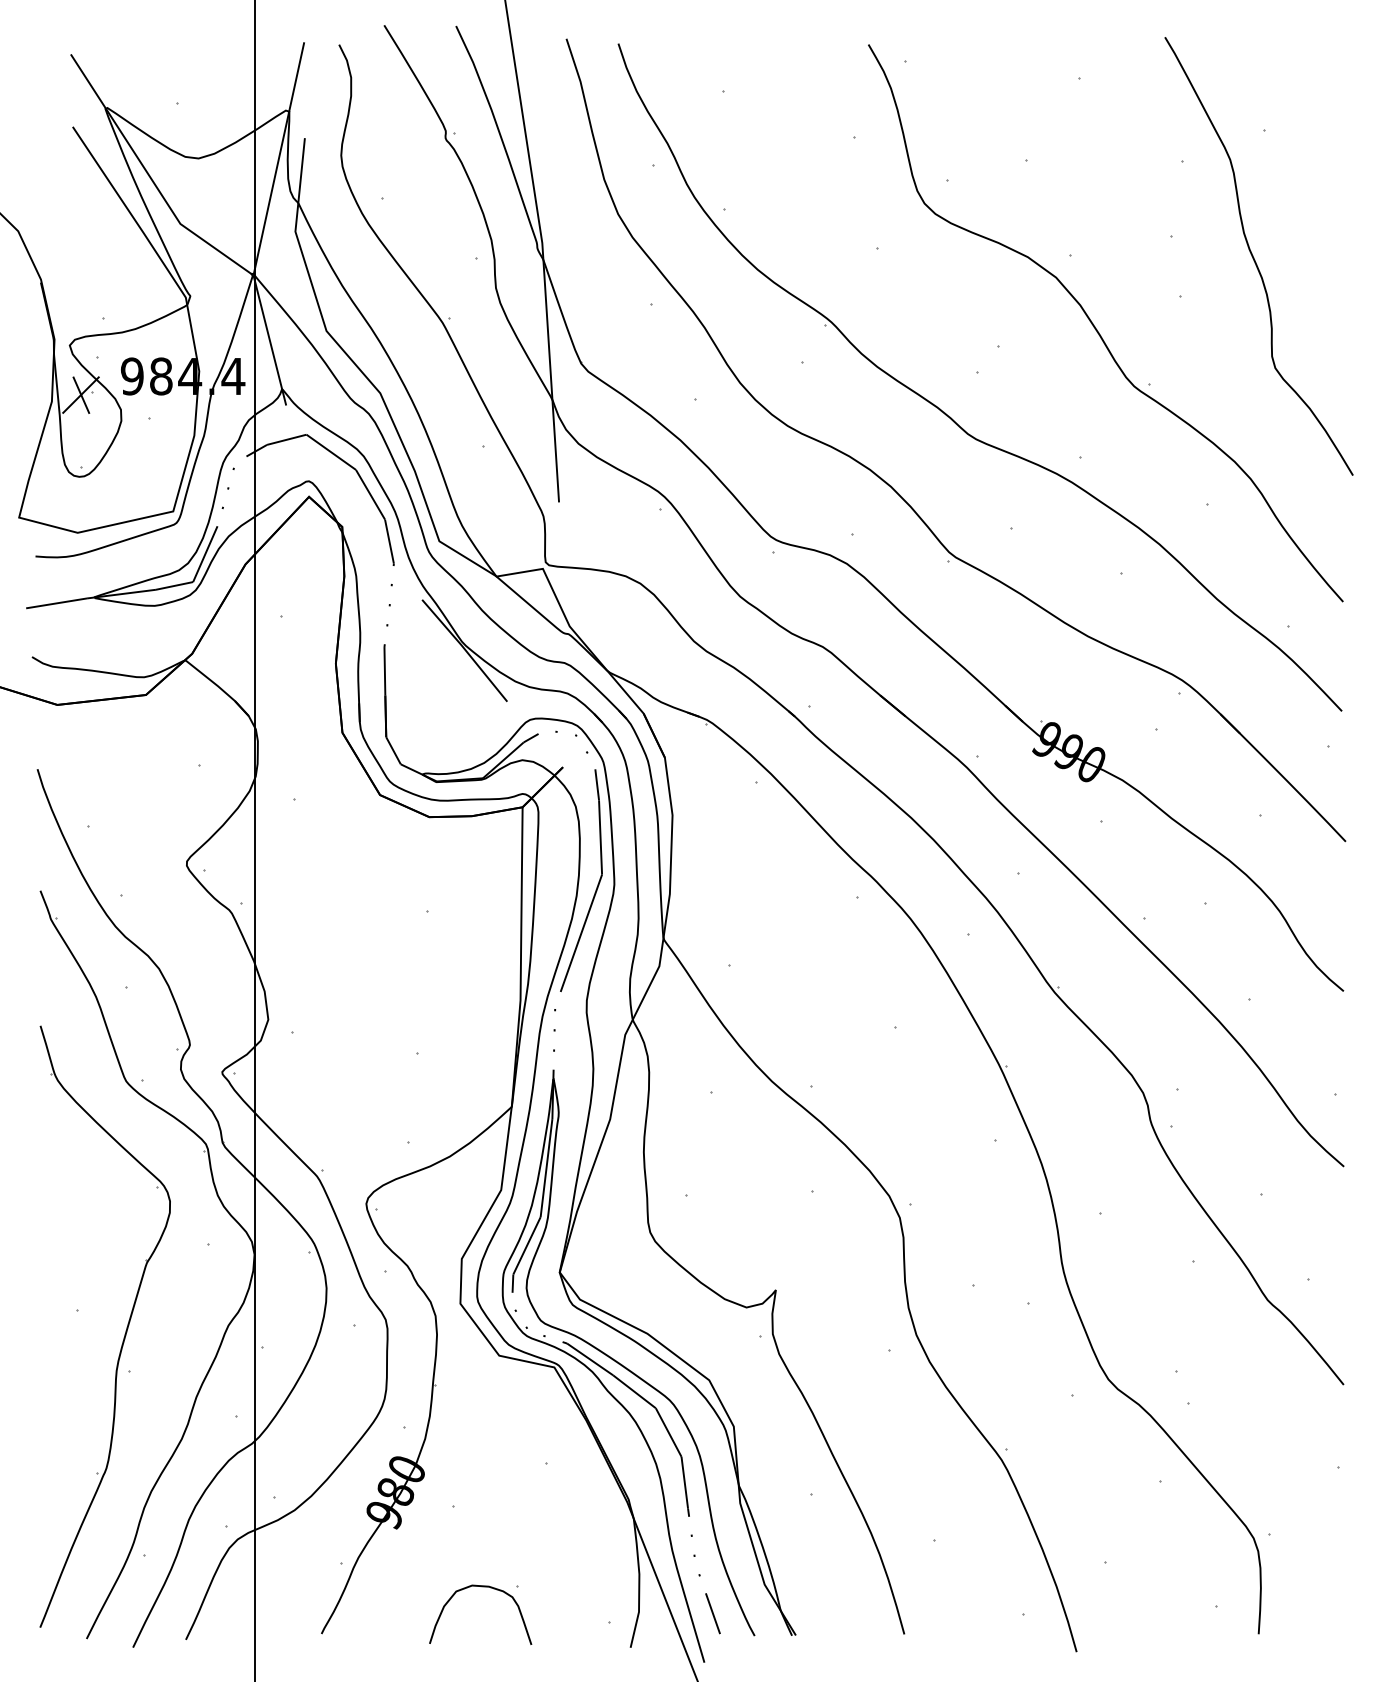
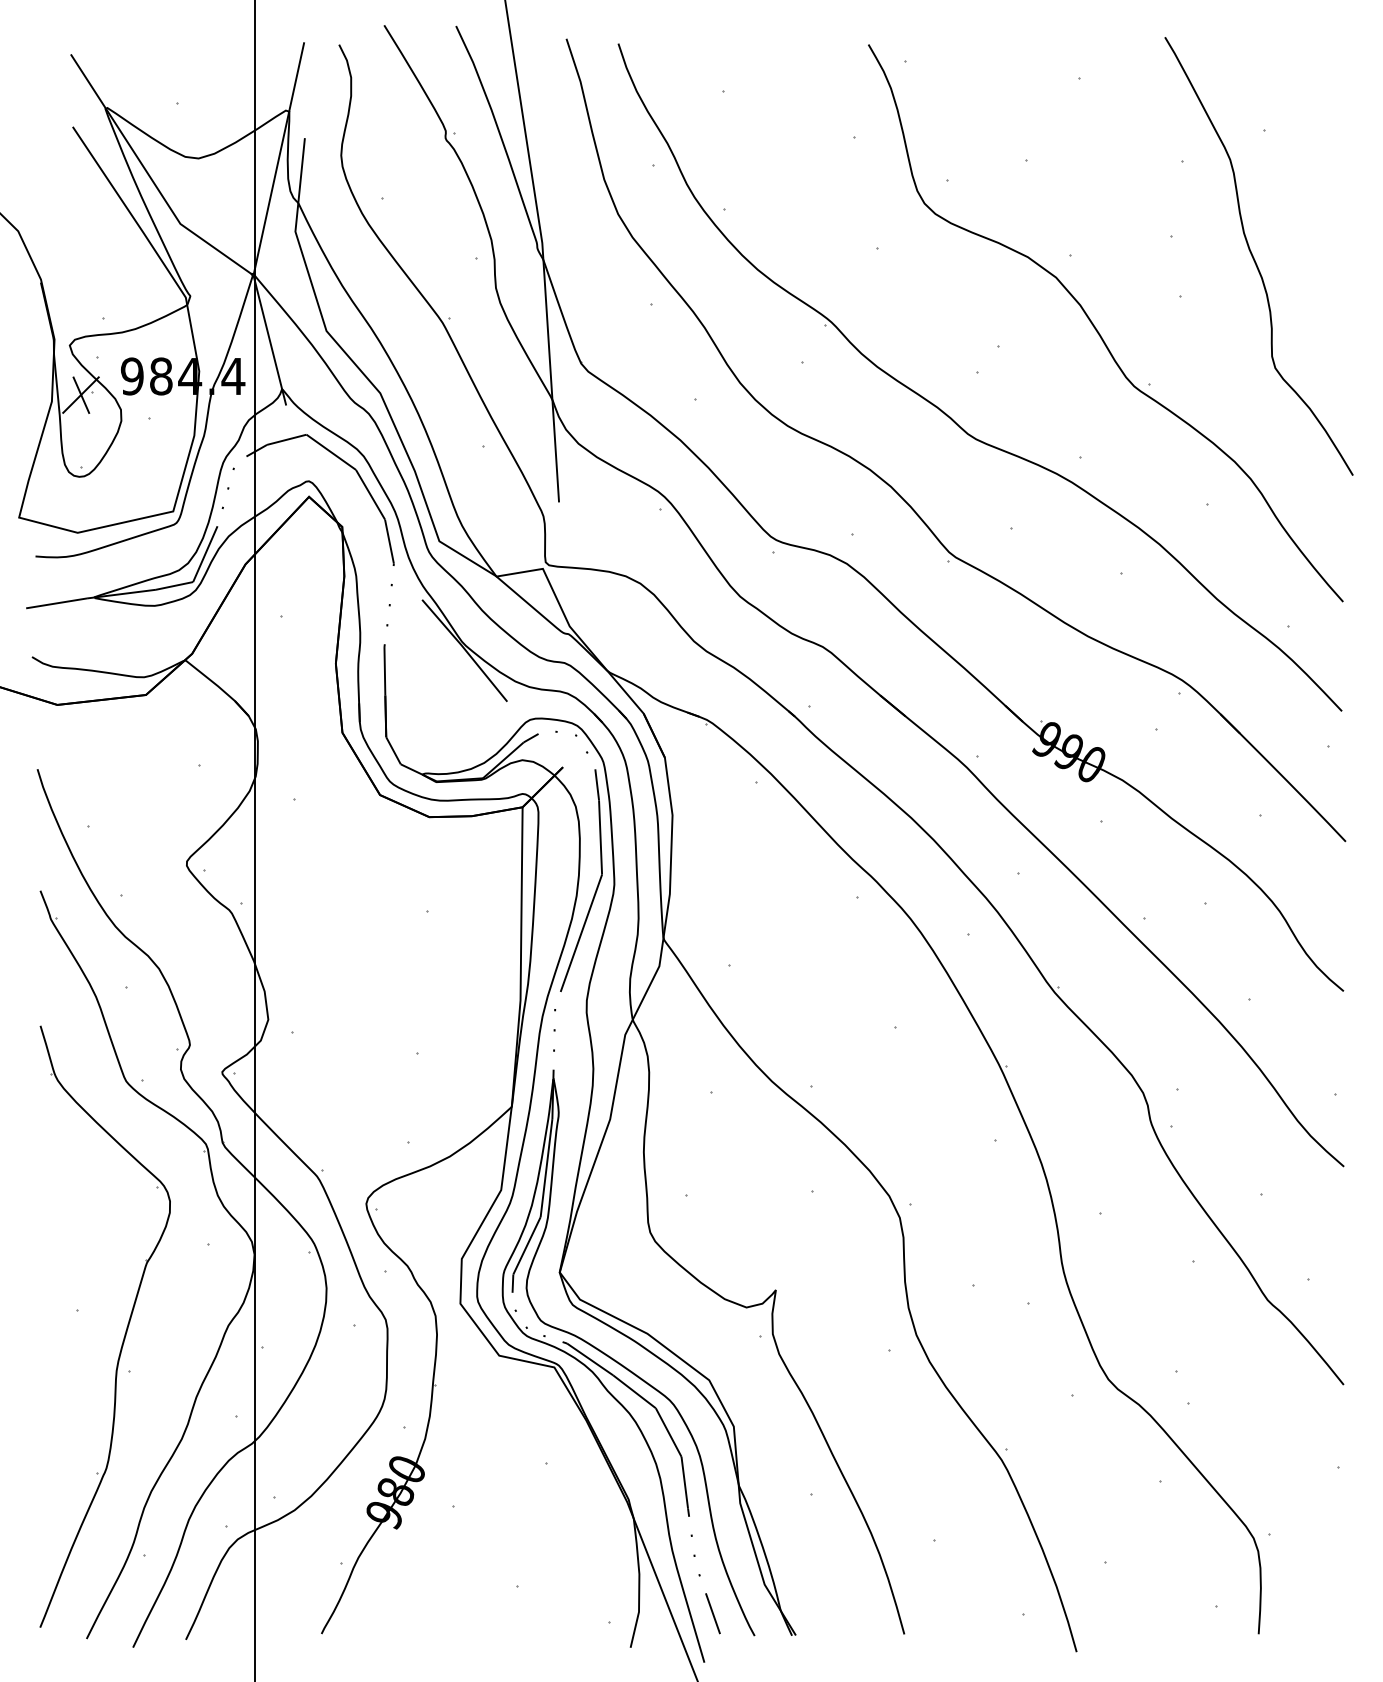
curve: present -> none (481, 1587)
